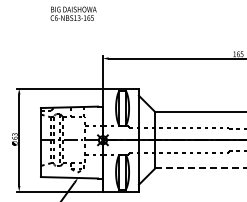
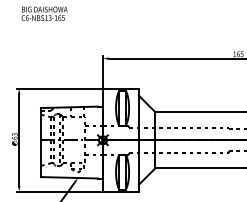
text position: (73, 13) -> (44, 13) (44, 13)
line: dashed -> solid (201, 168)
